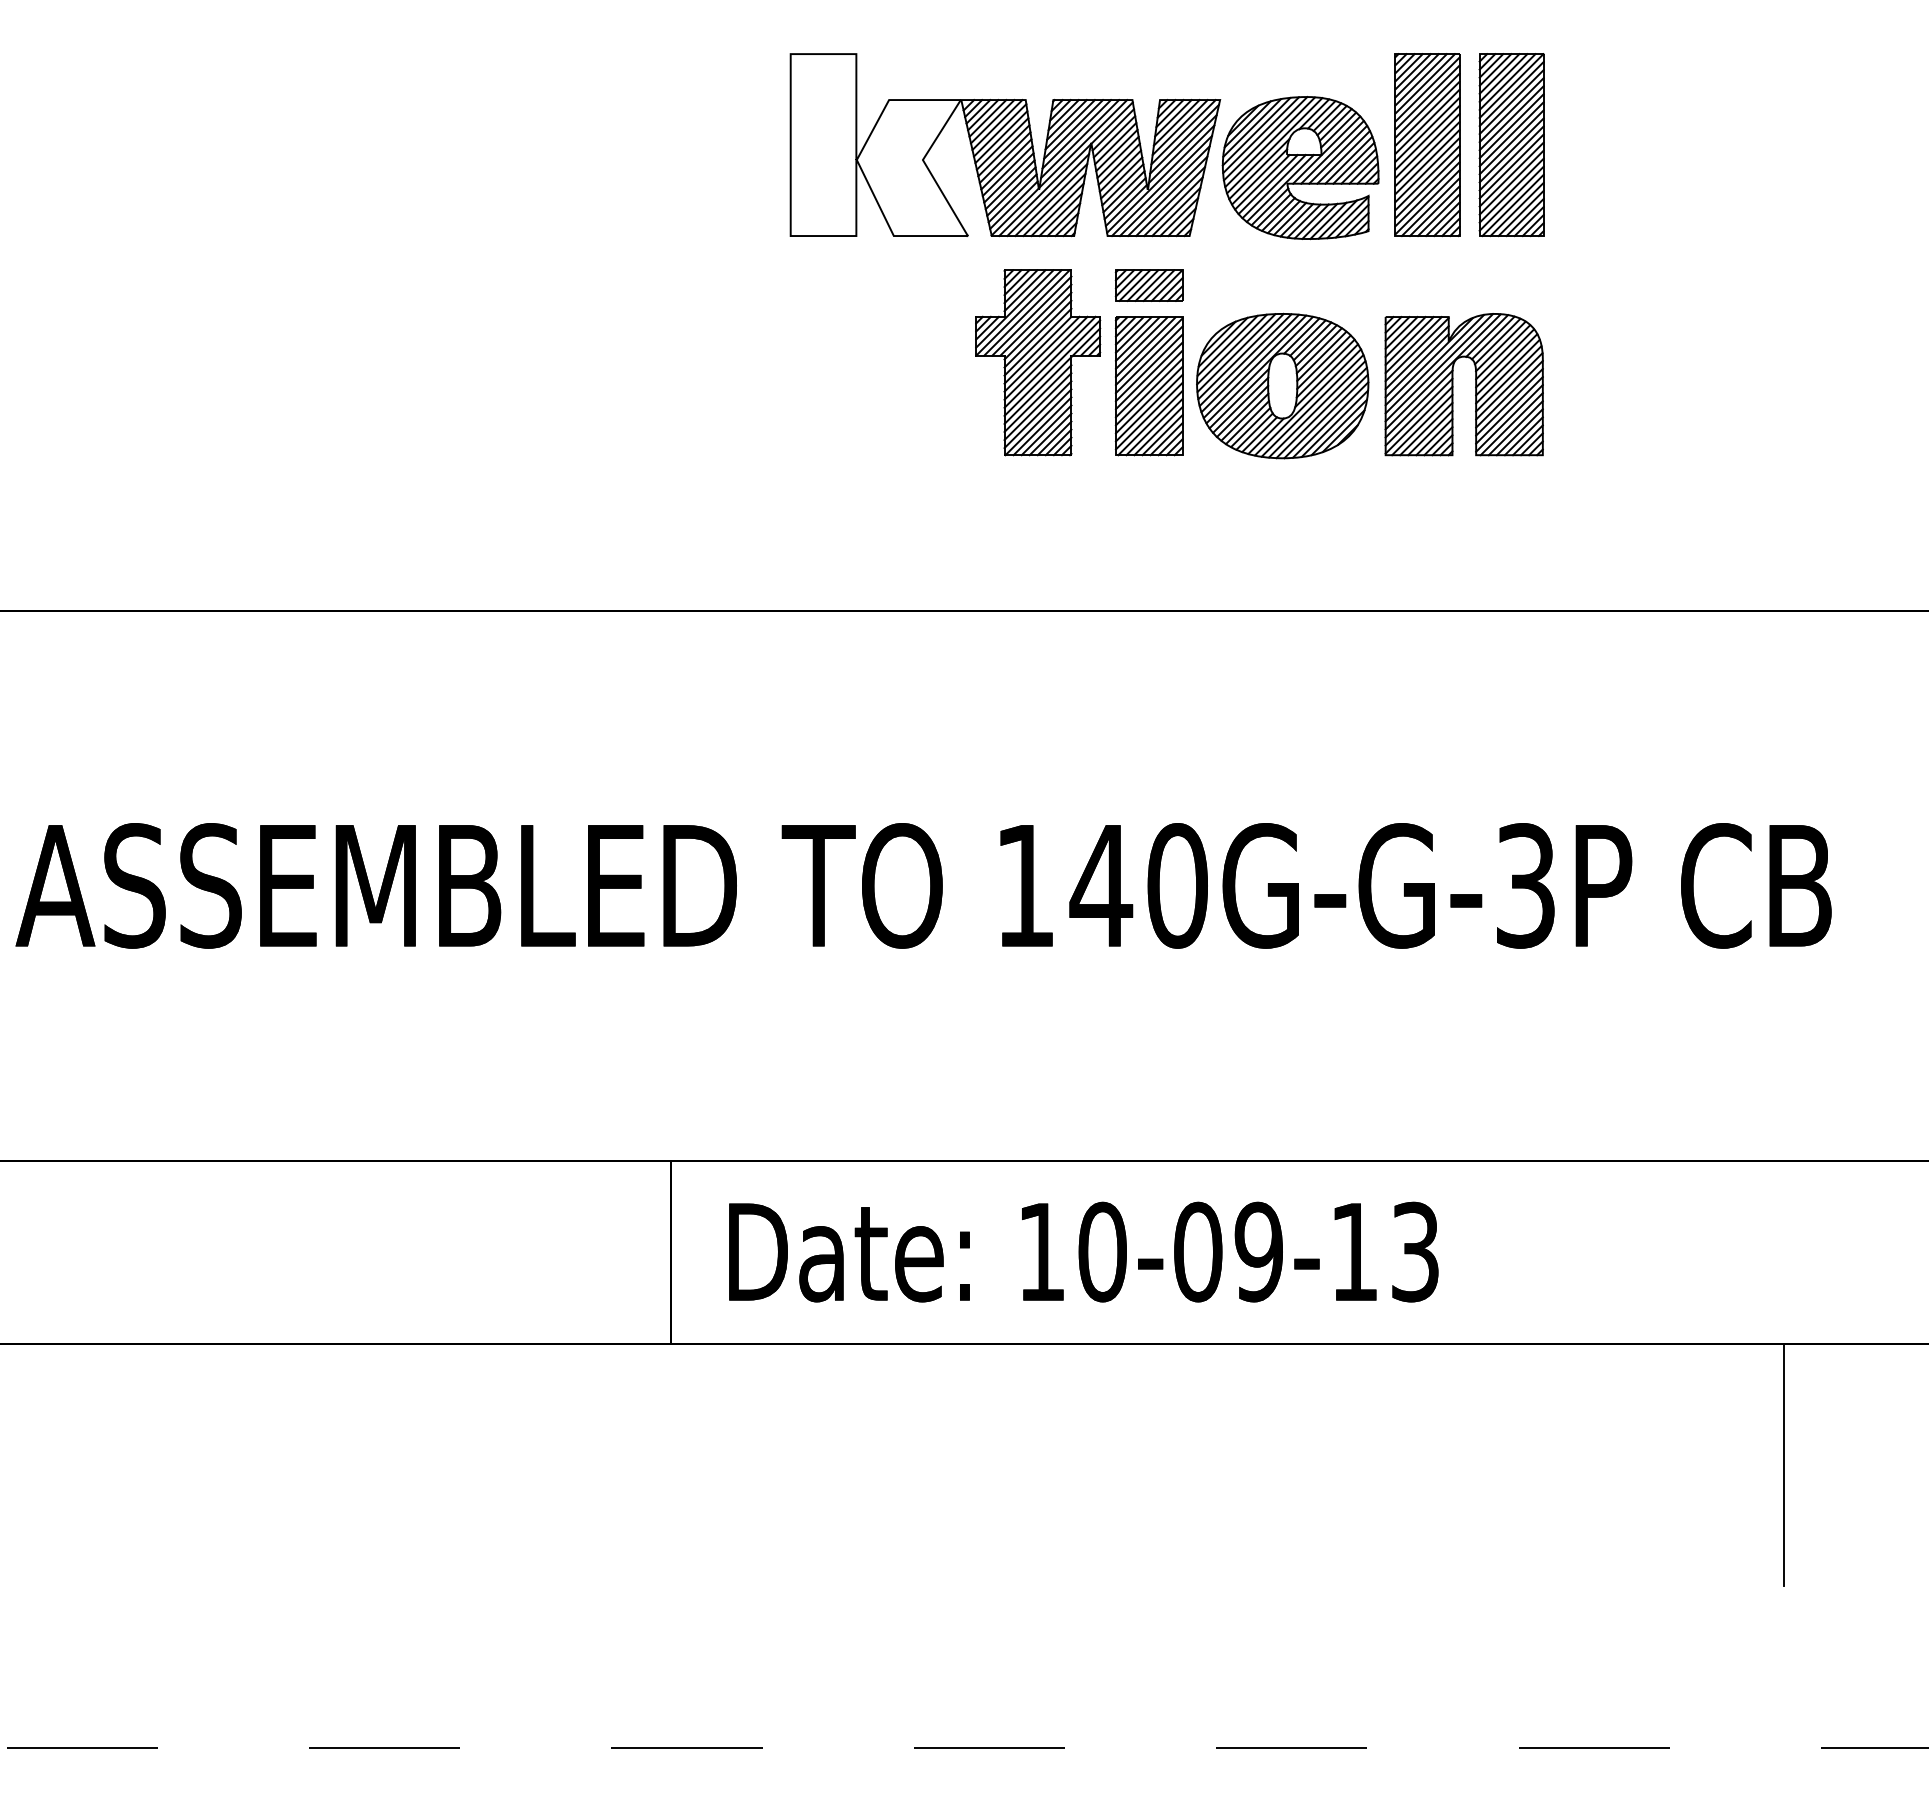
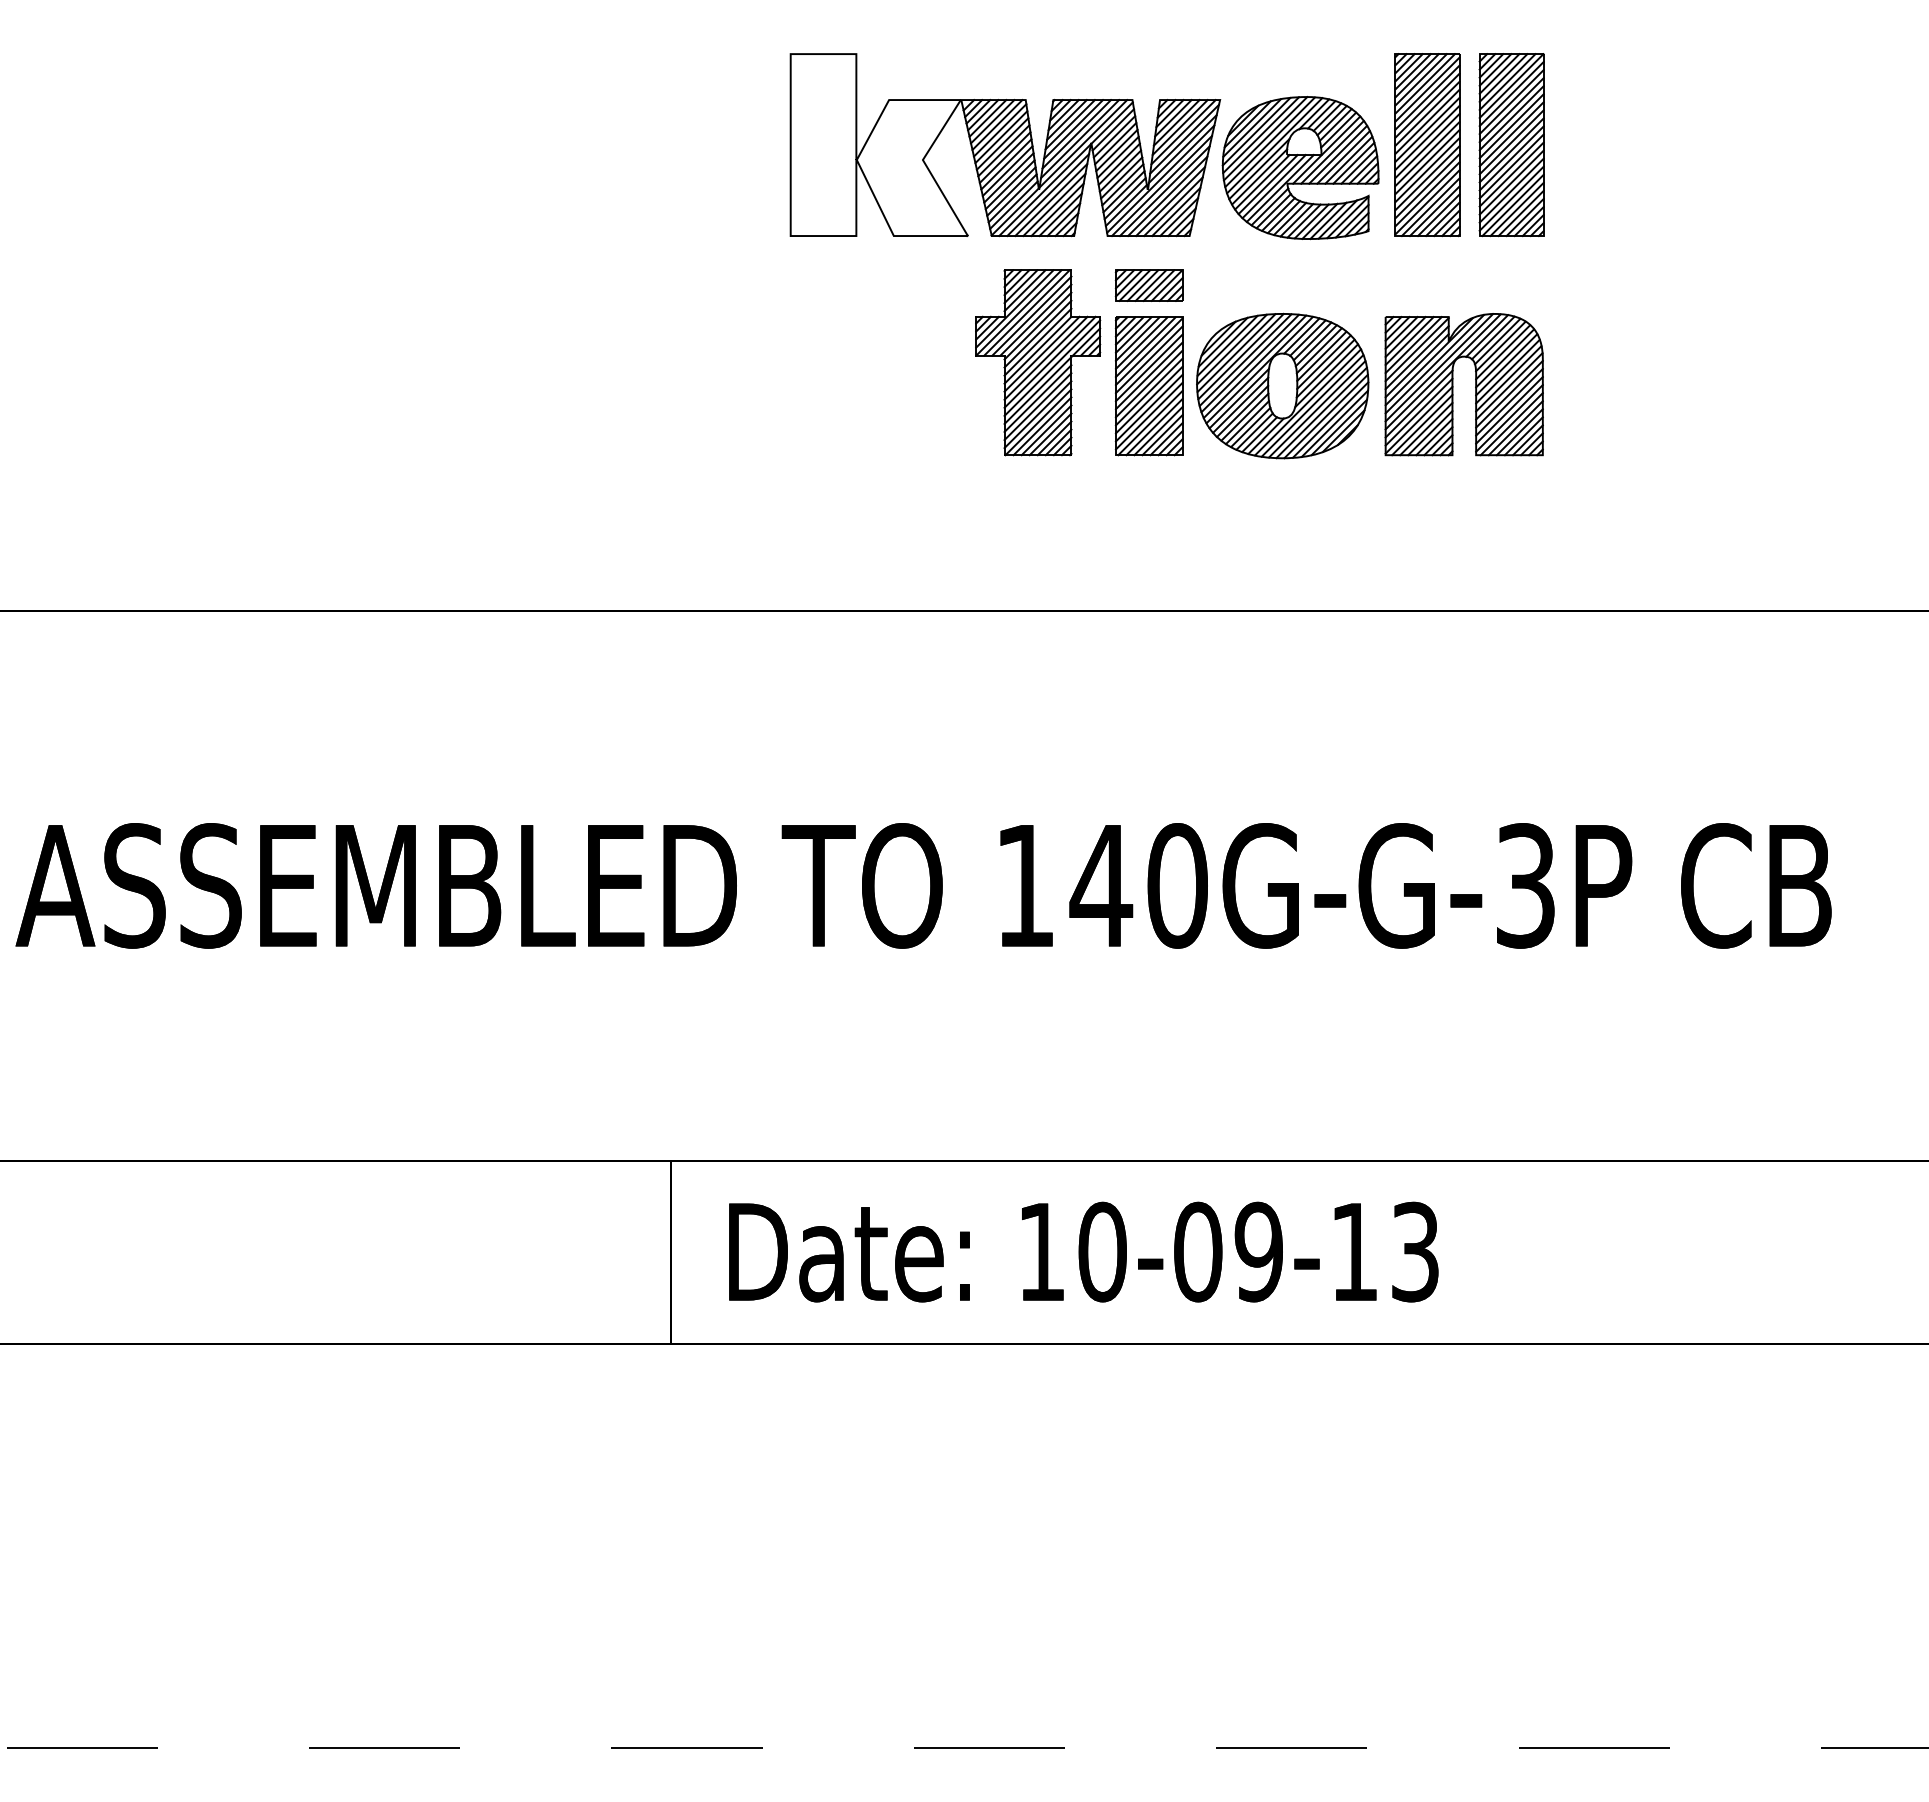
line: present -> none (1783, 1464)
